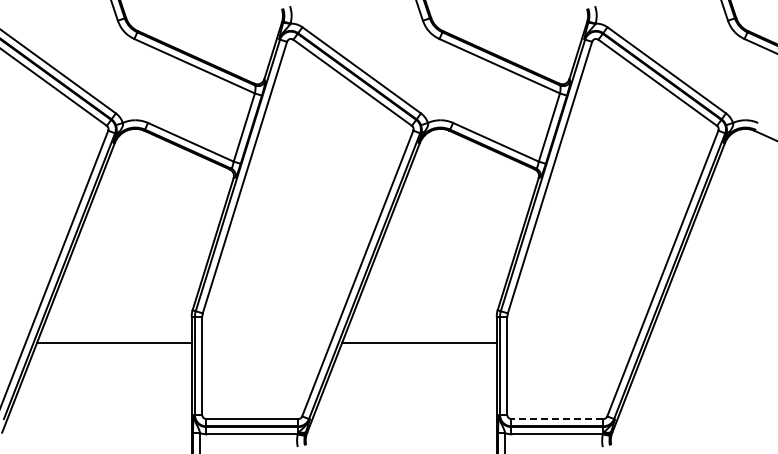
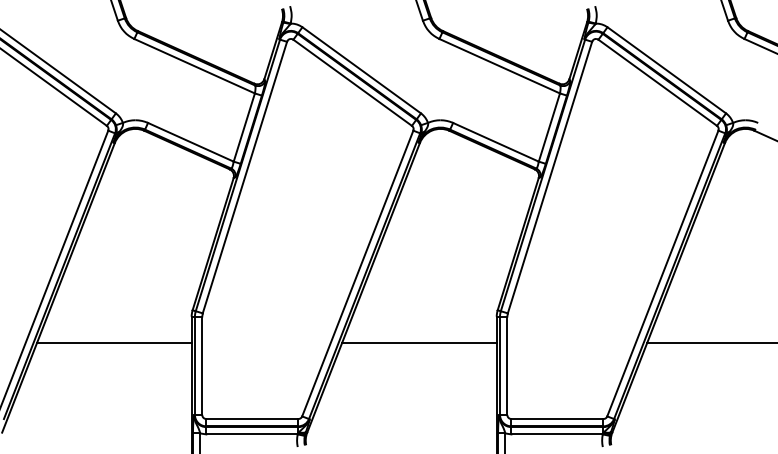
line: none -> present (710, 343)
line: dashed -> solid (556, 419)
